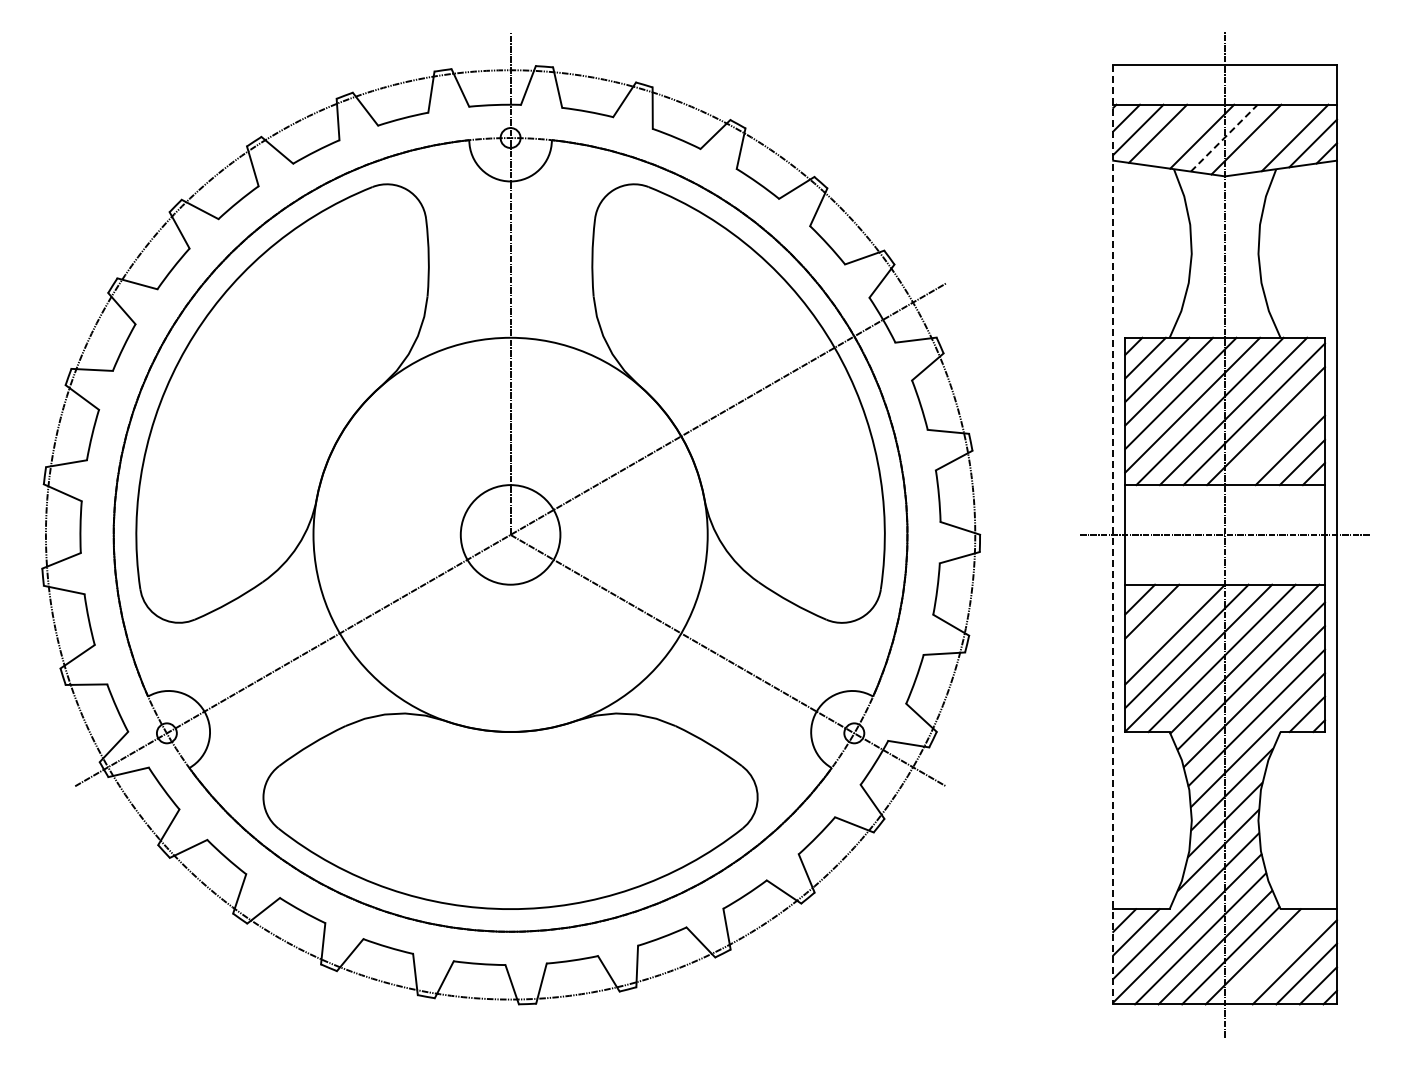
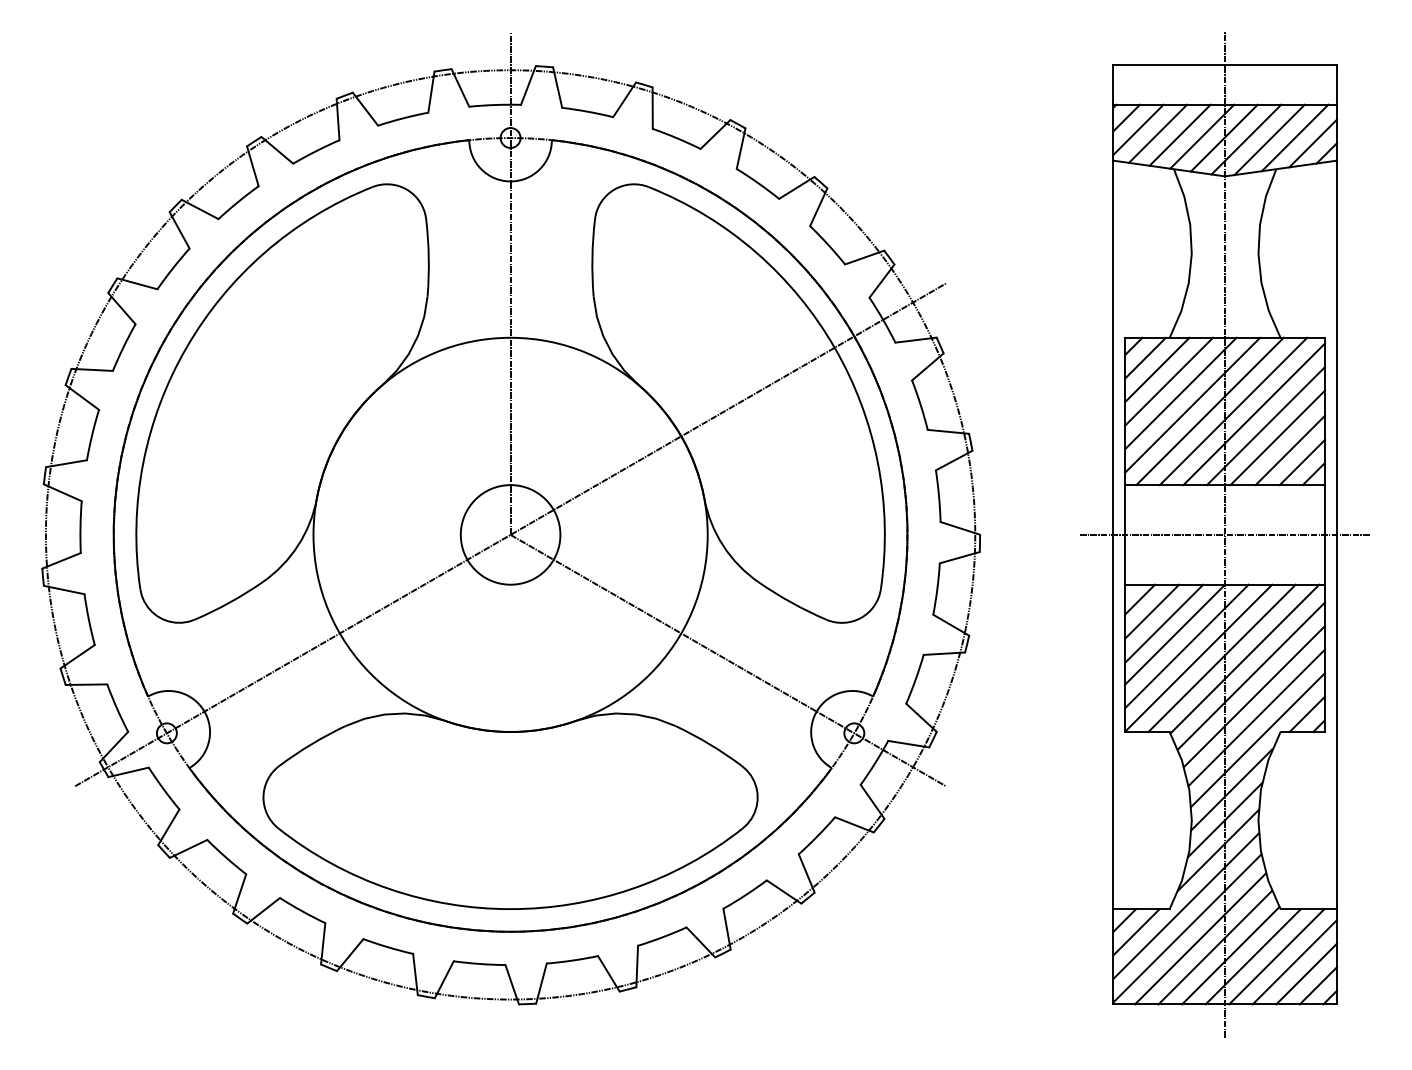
line: none -> present (1179, 134)
line: dashed -> solid (1224, 137)
line: none -> present (1269, 139)
line: none -> present (1277, 437)
line: dashed -> solid (1113, 535)
line: none -> present (1164, 623)
line: none -> present (1276, 956)
